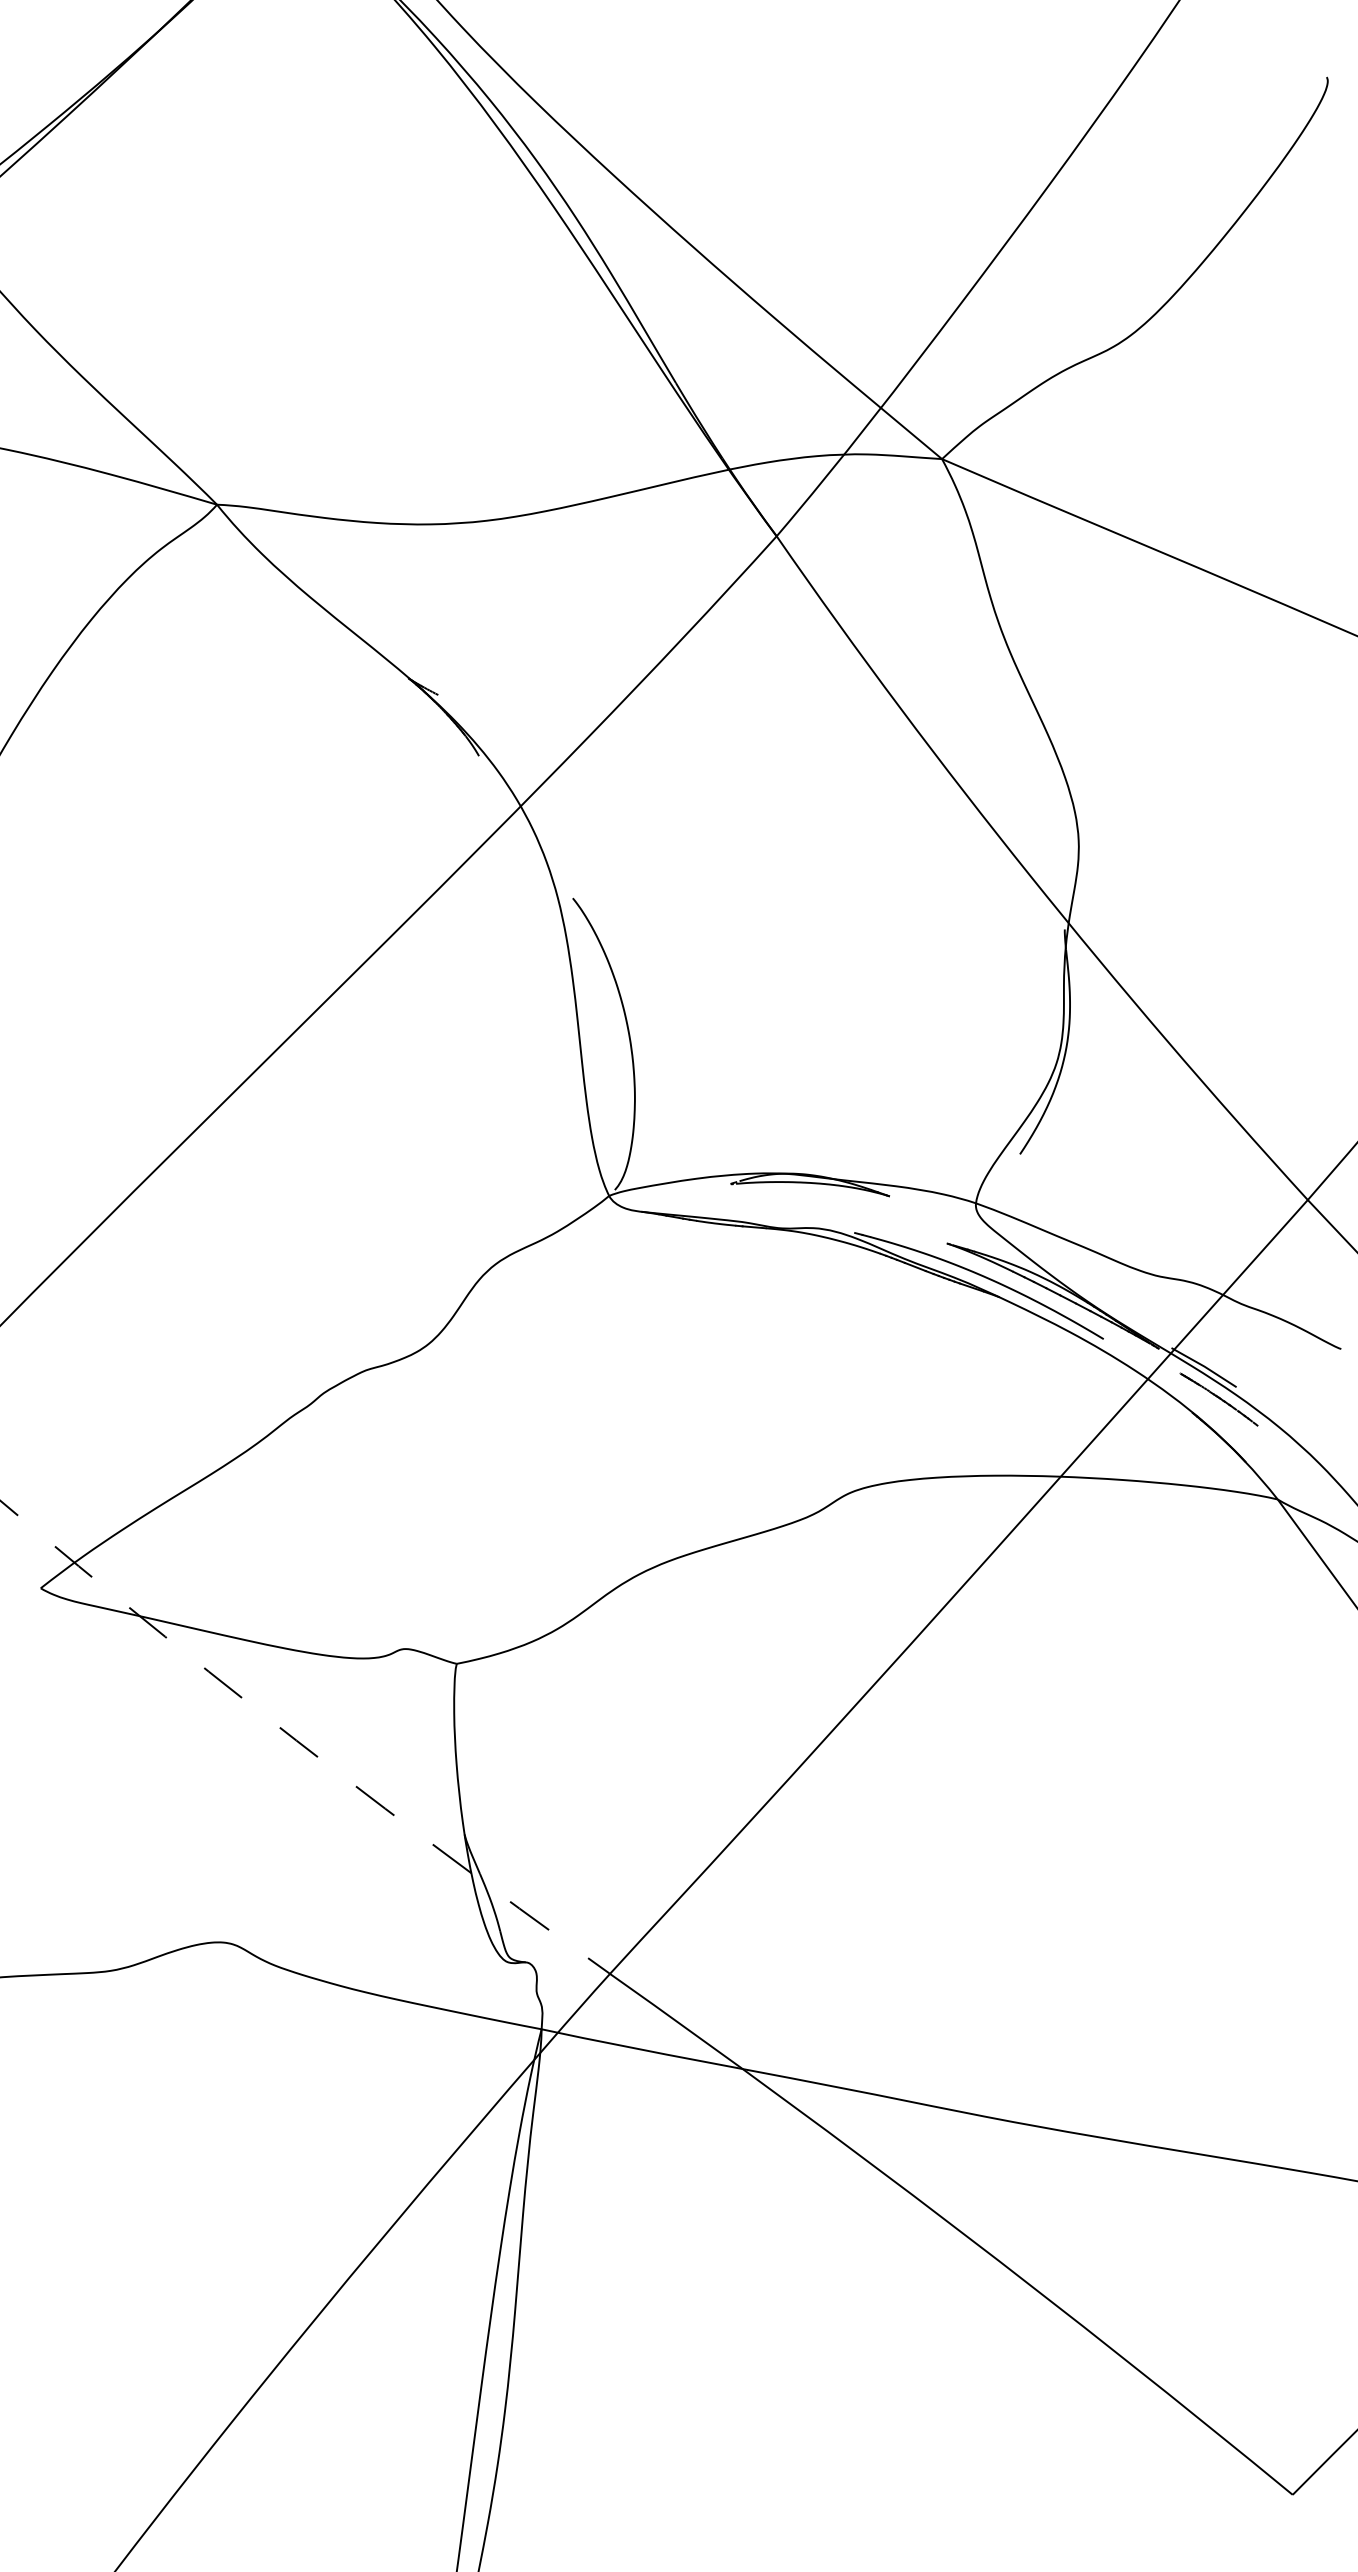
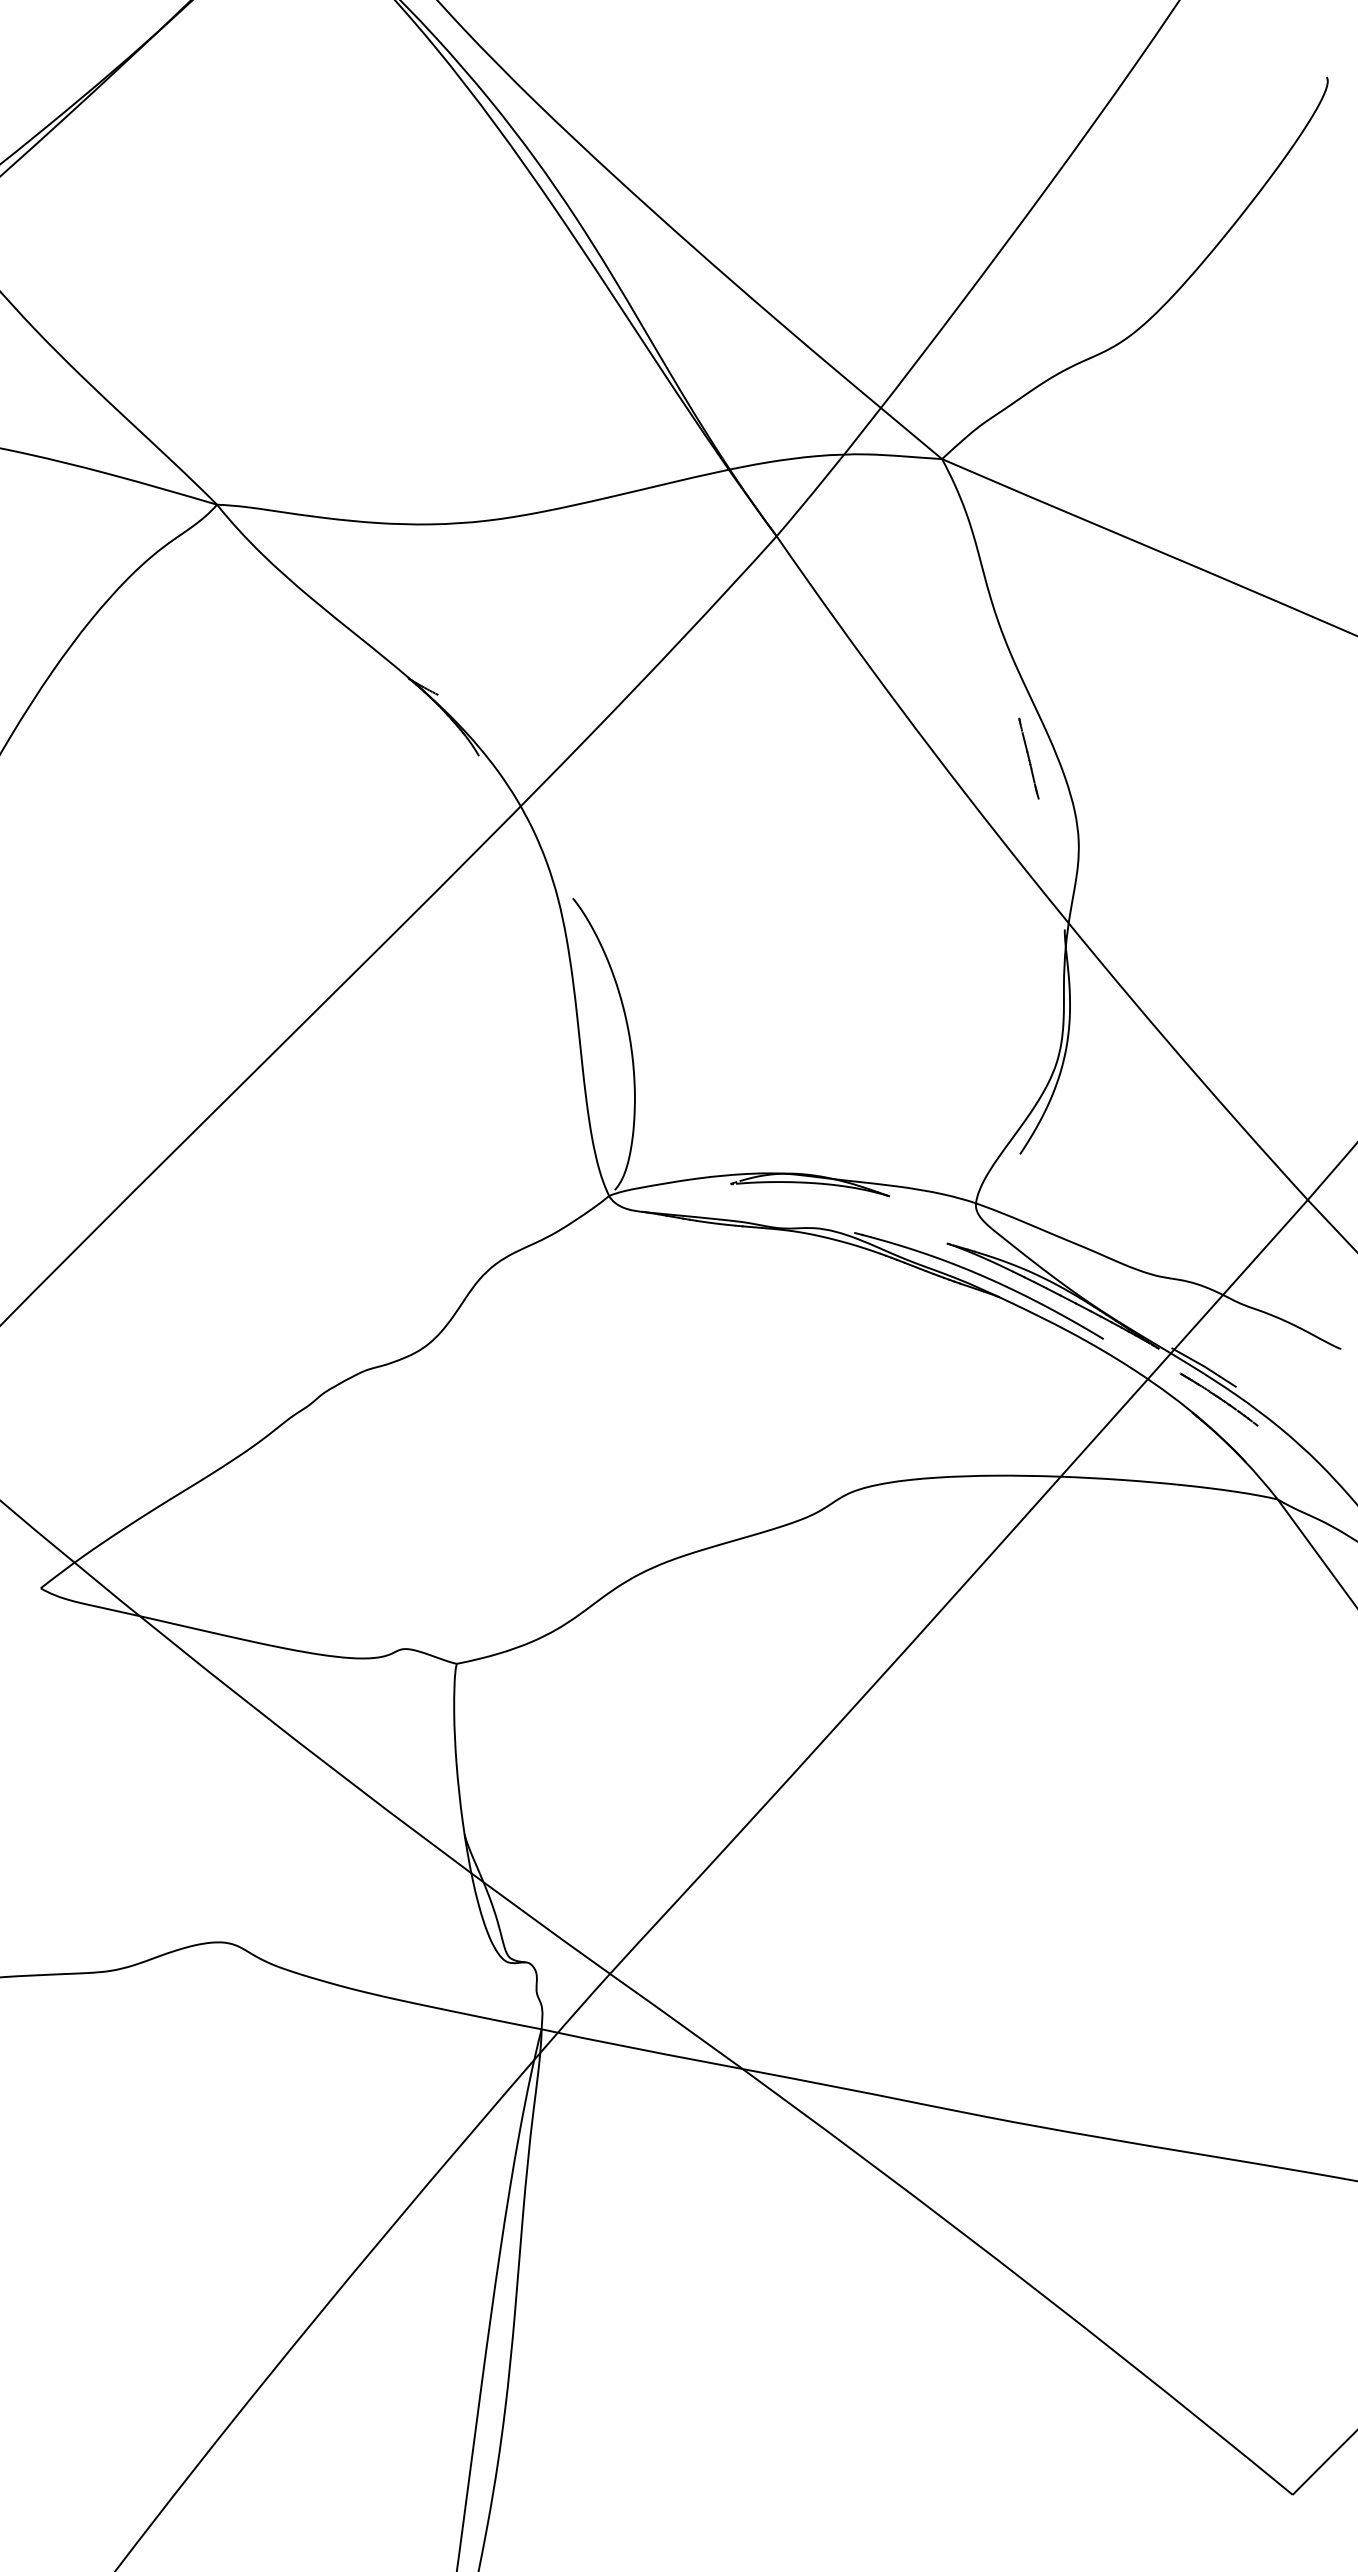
line: none -> present (1028, 758)
arc: dashed -> solid (300, 1743)
